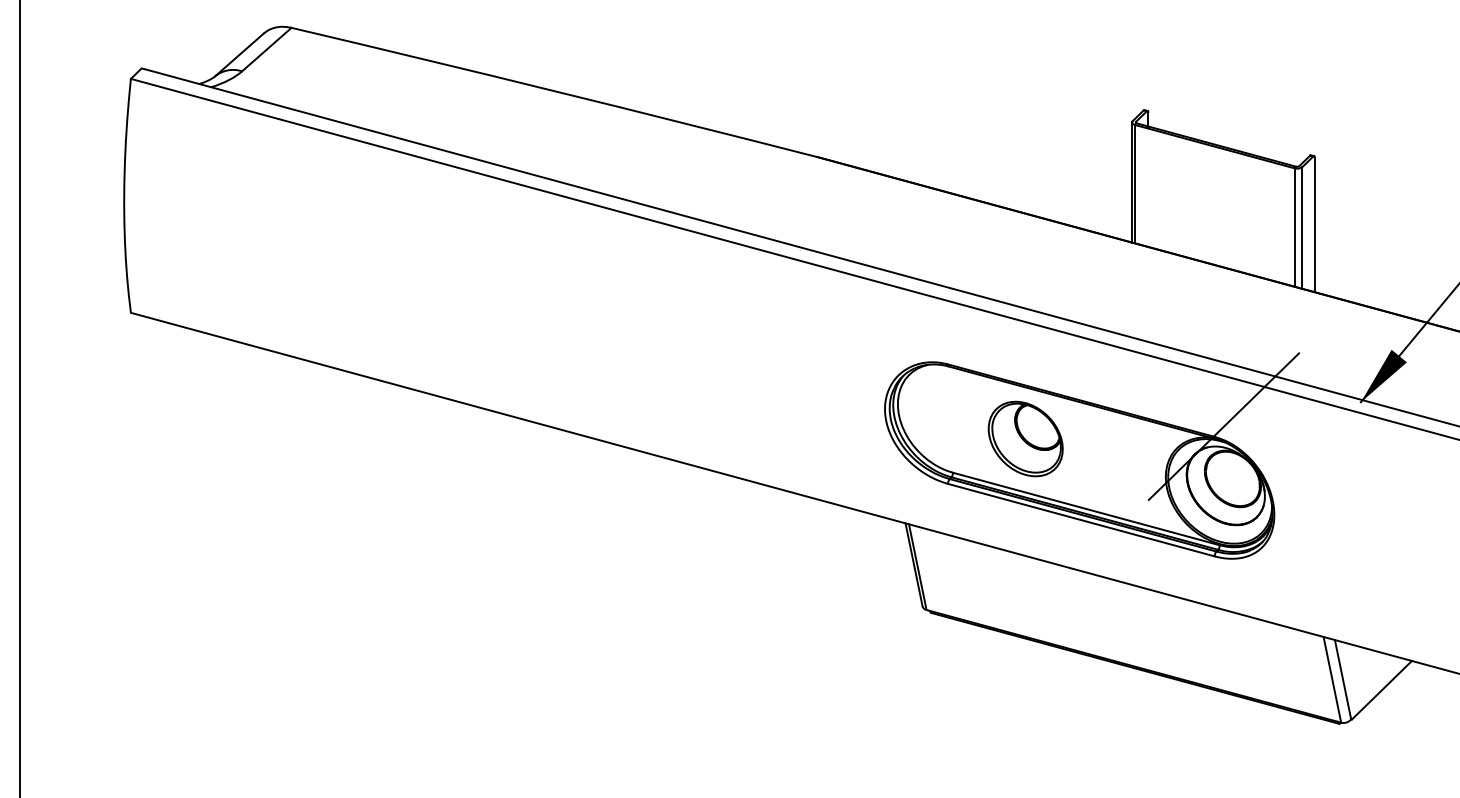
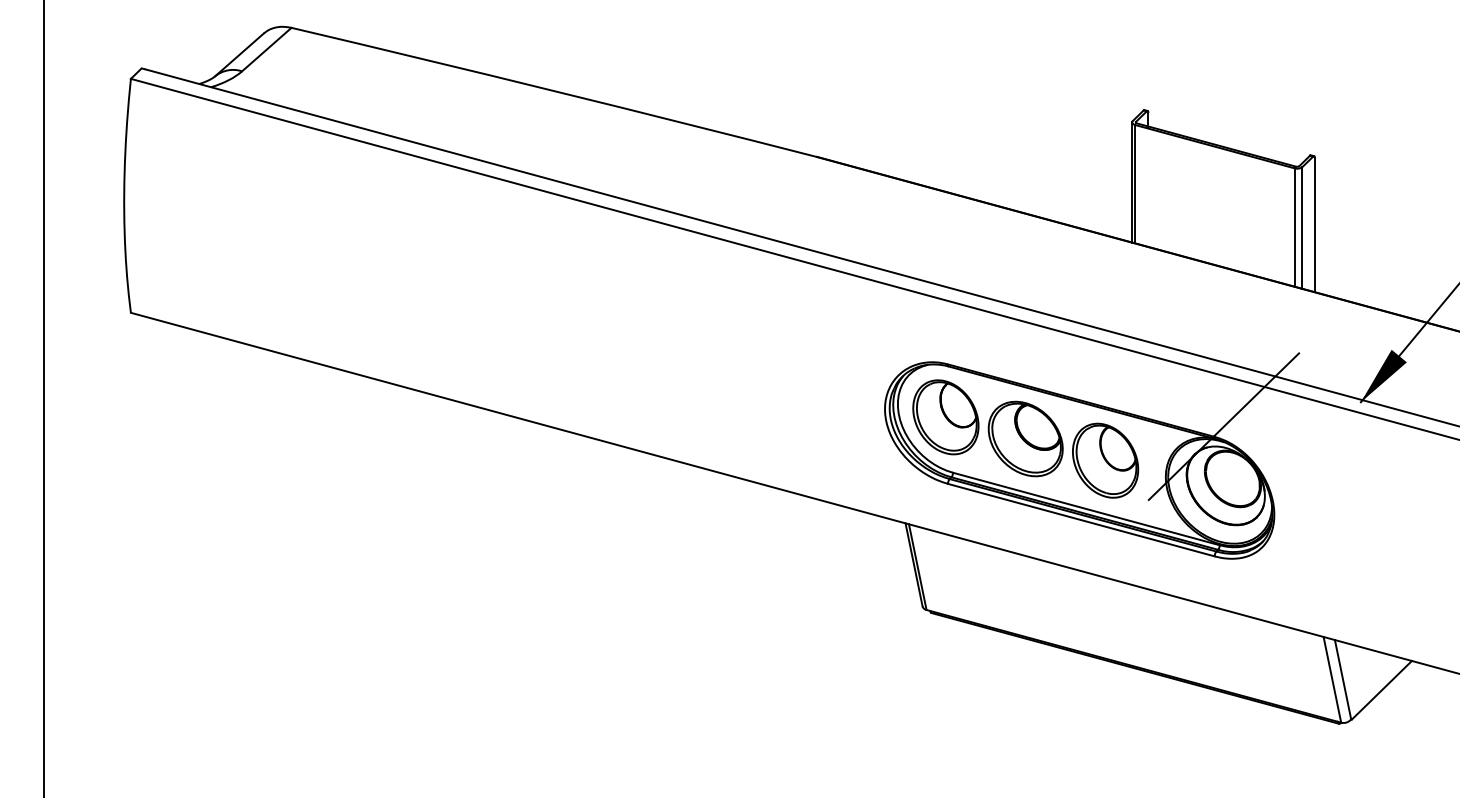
line position: (19, 398) -> (43, 398) (43, 398)
part: none -> present (945, 417)
part: none -> present (1105, 460)
